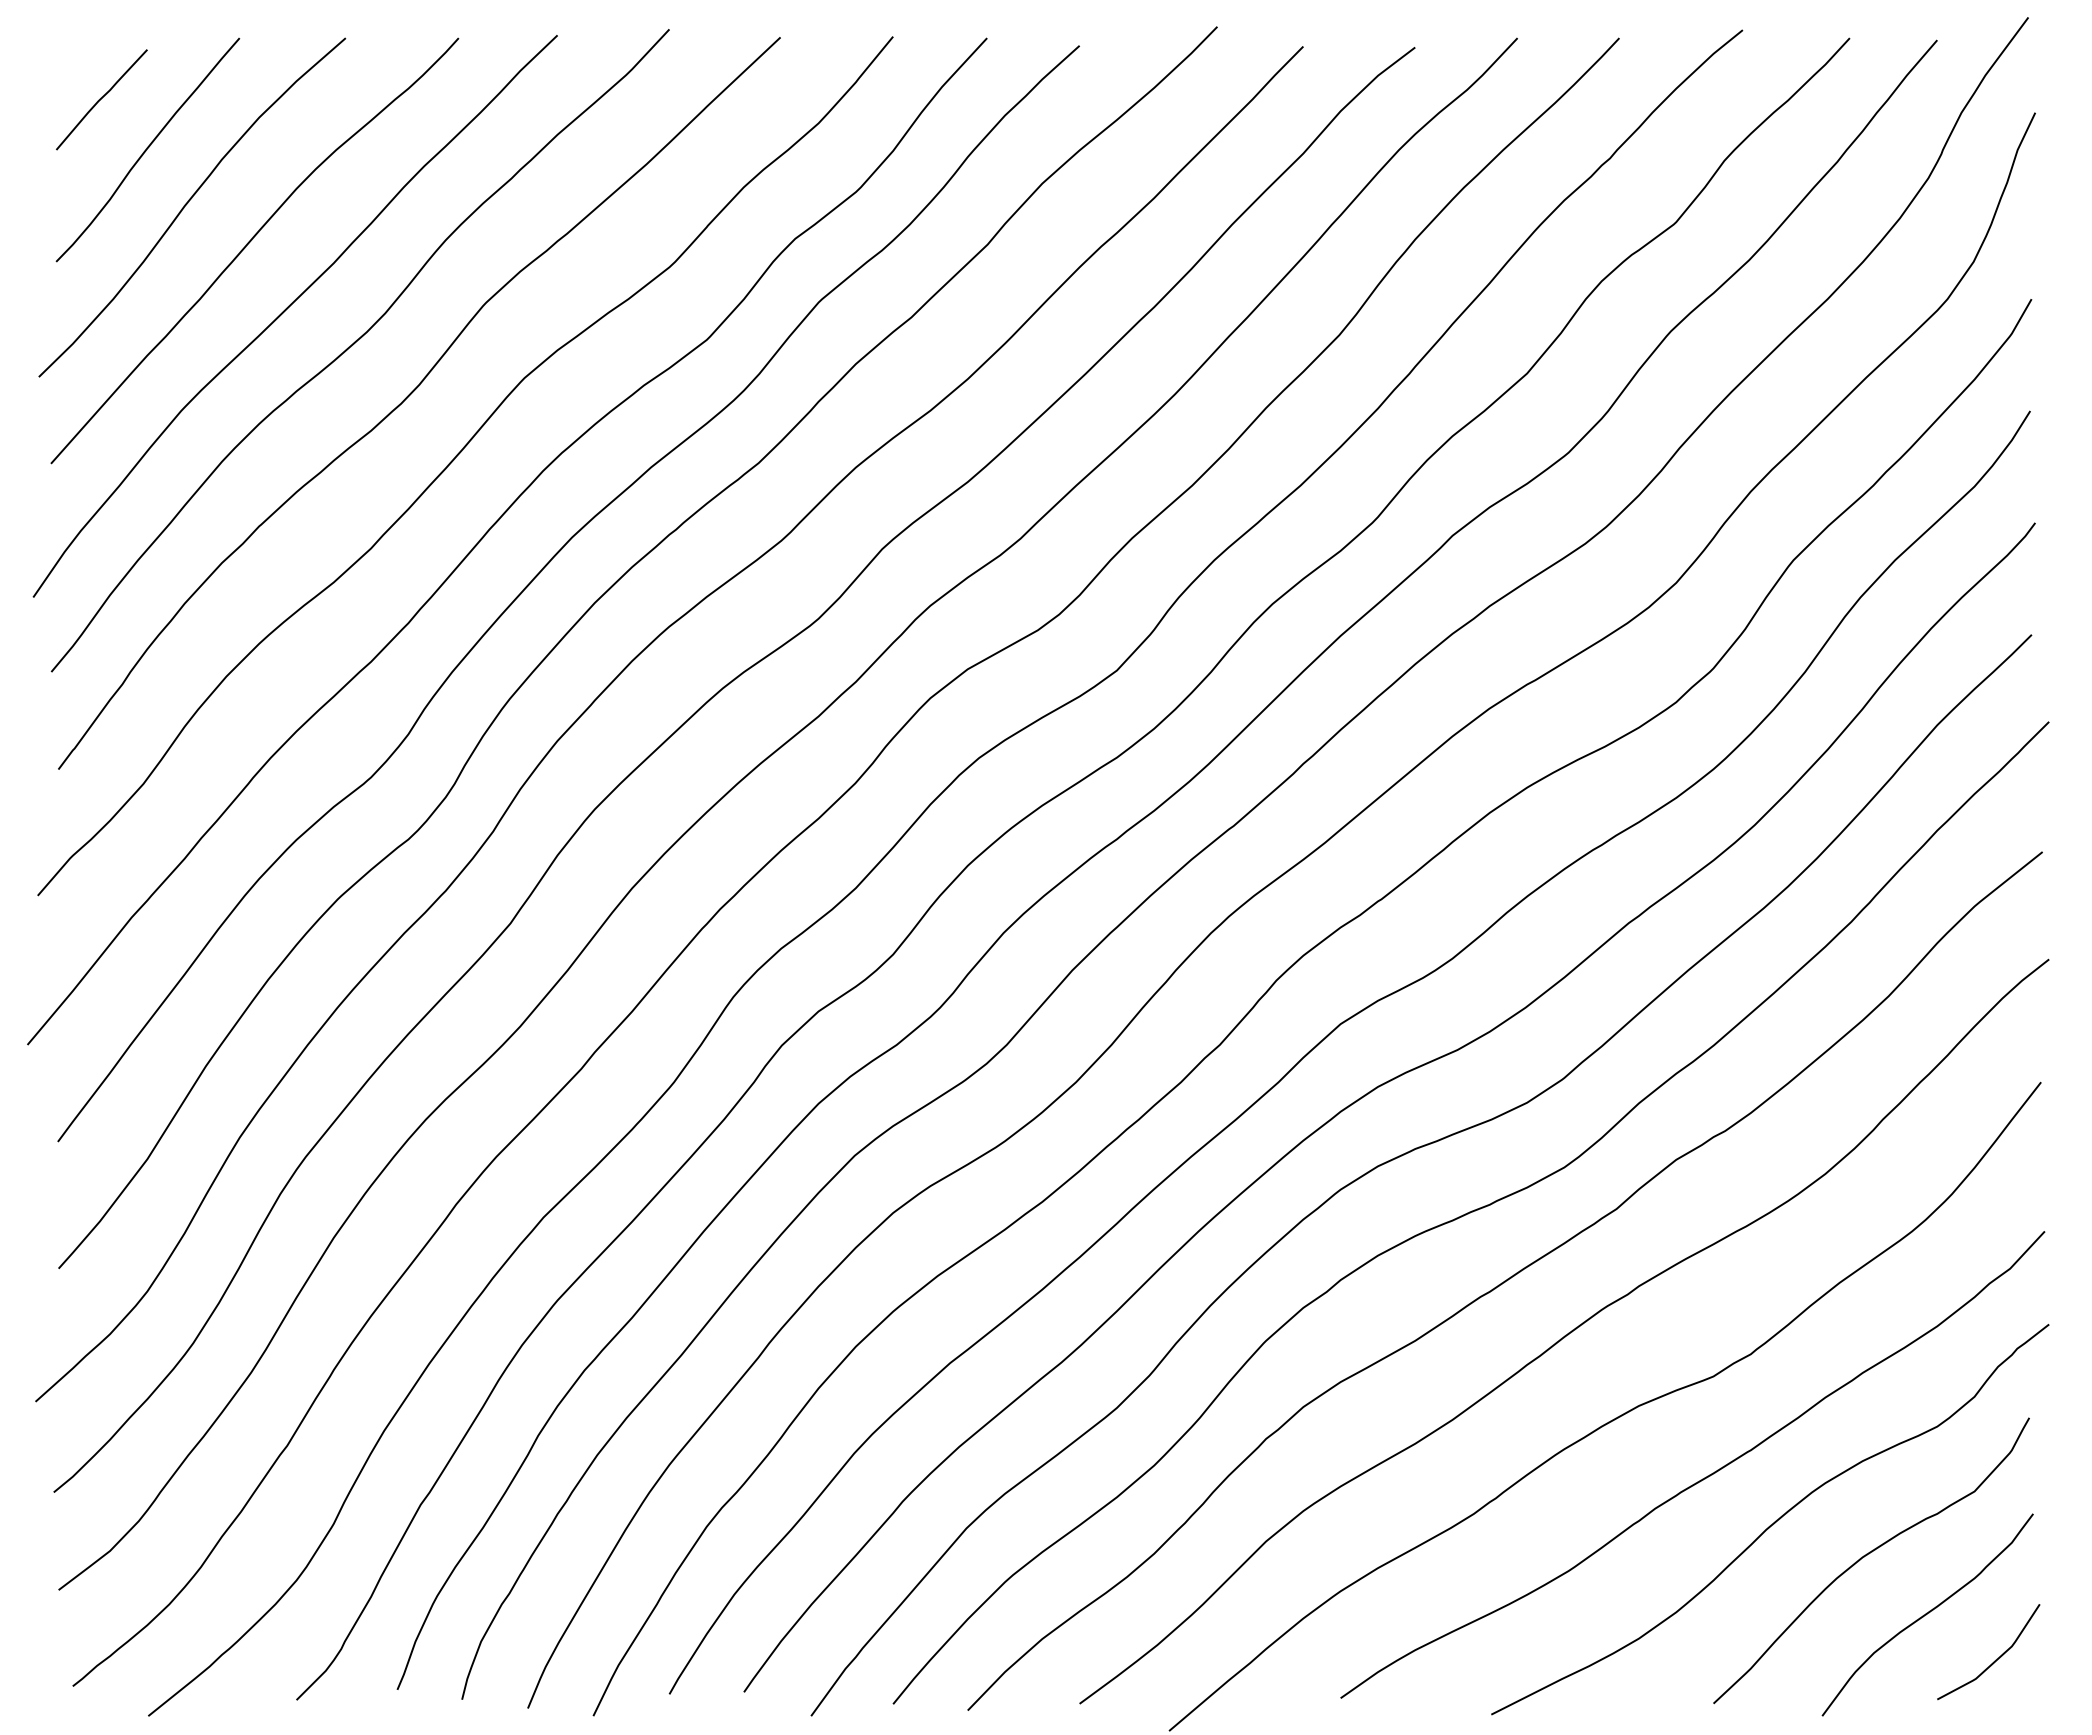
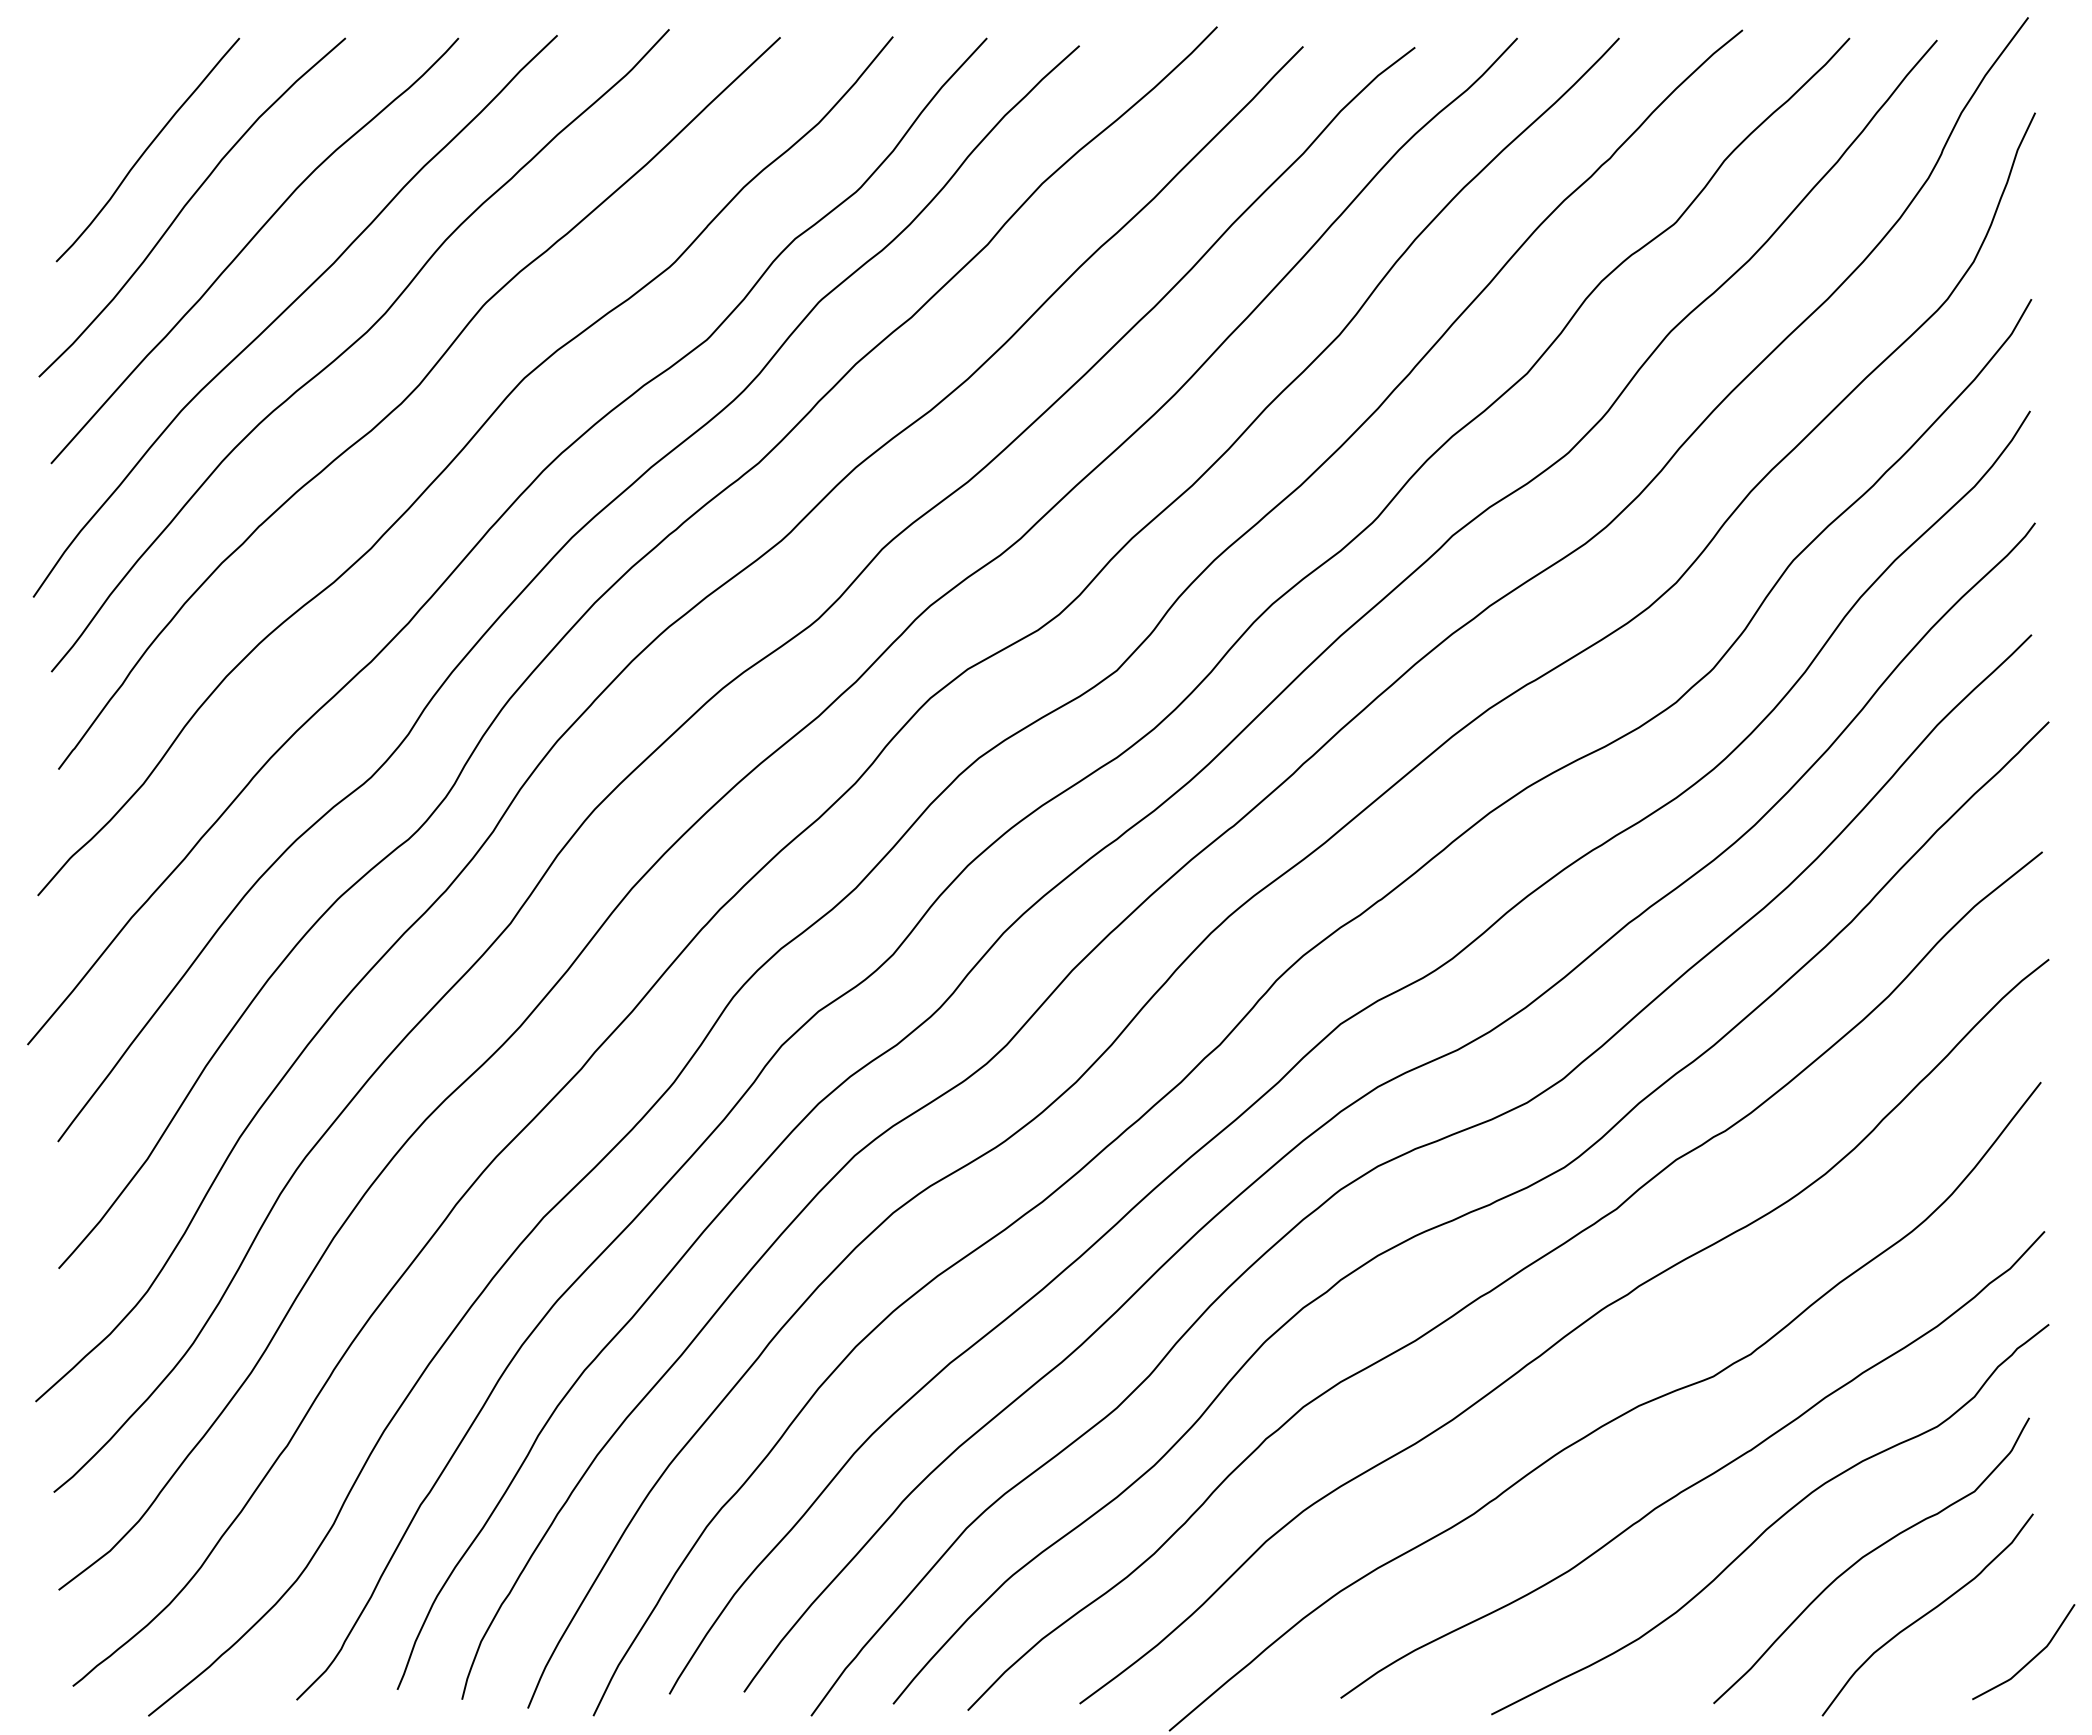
curve: present -> none (101, 99)
curve position: (1995, 1659) -> (2030, 1659) (2030, 1659)
